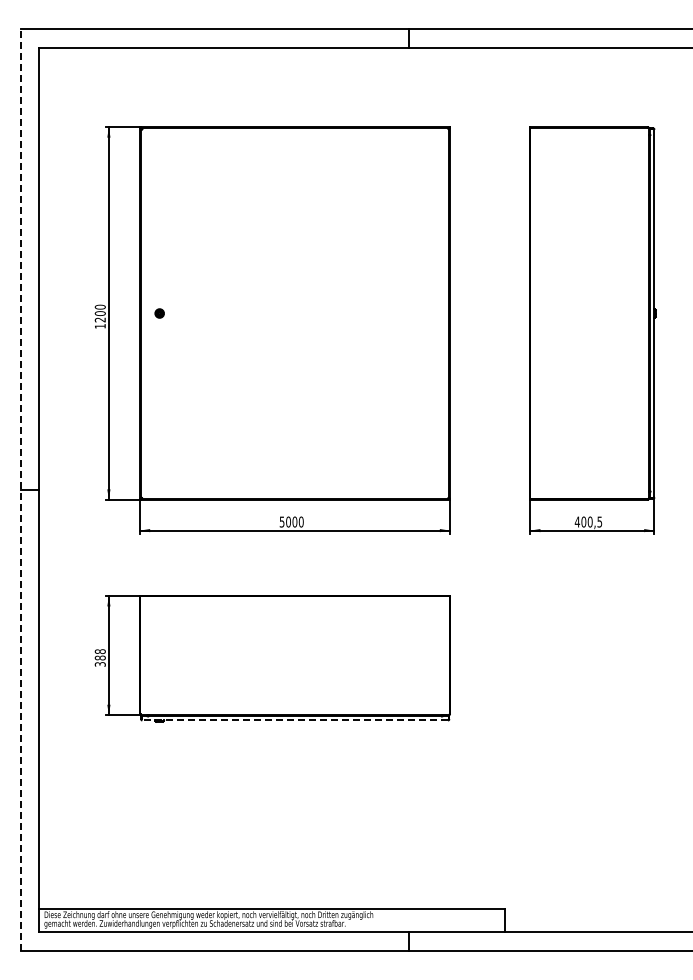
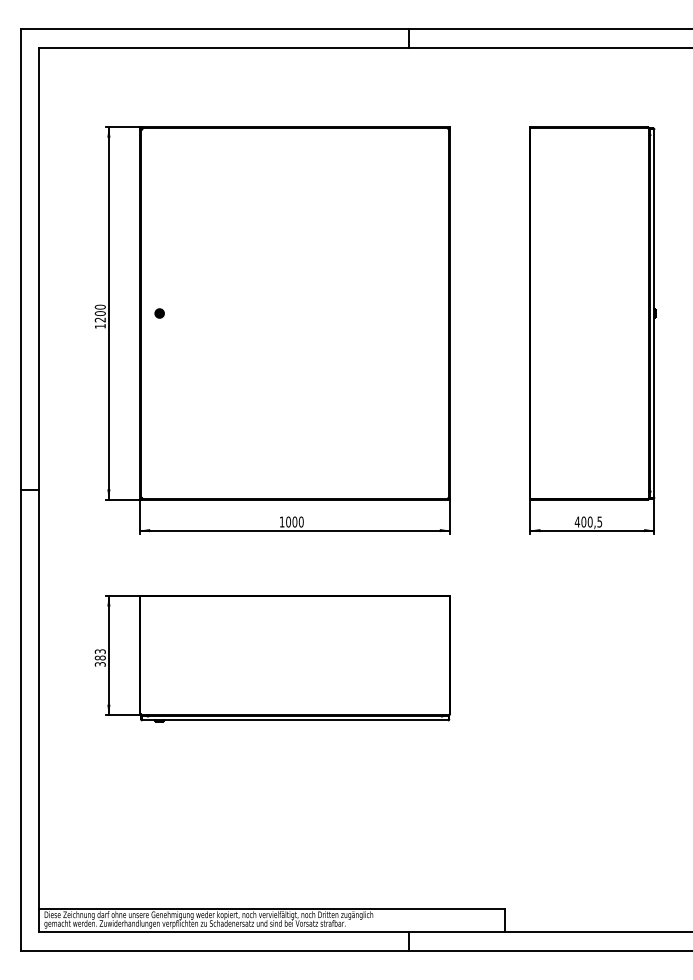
line: dashed -> solid (20, 490)
text: 5000 -> 1000 (281, 521)
text: 388 -> 383 (99, 651)
line: dashed -> solid (295, 720)
